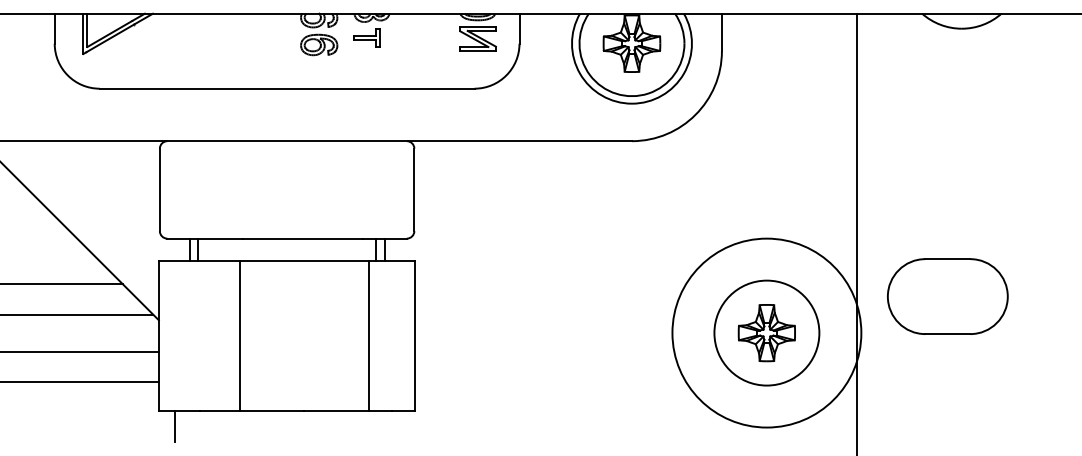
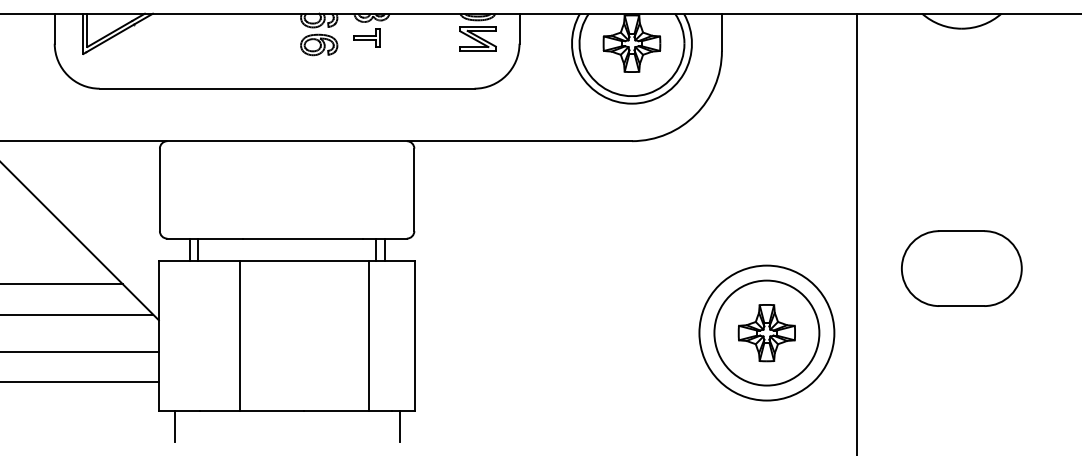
part position: (947, 296) -> (961, 268) (961, 268)
circle diameter: 189 px -> 135 px (766, 332)
line: none -> present (399, 426)
